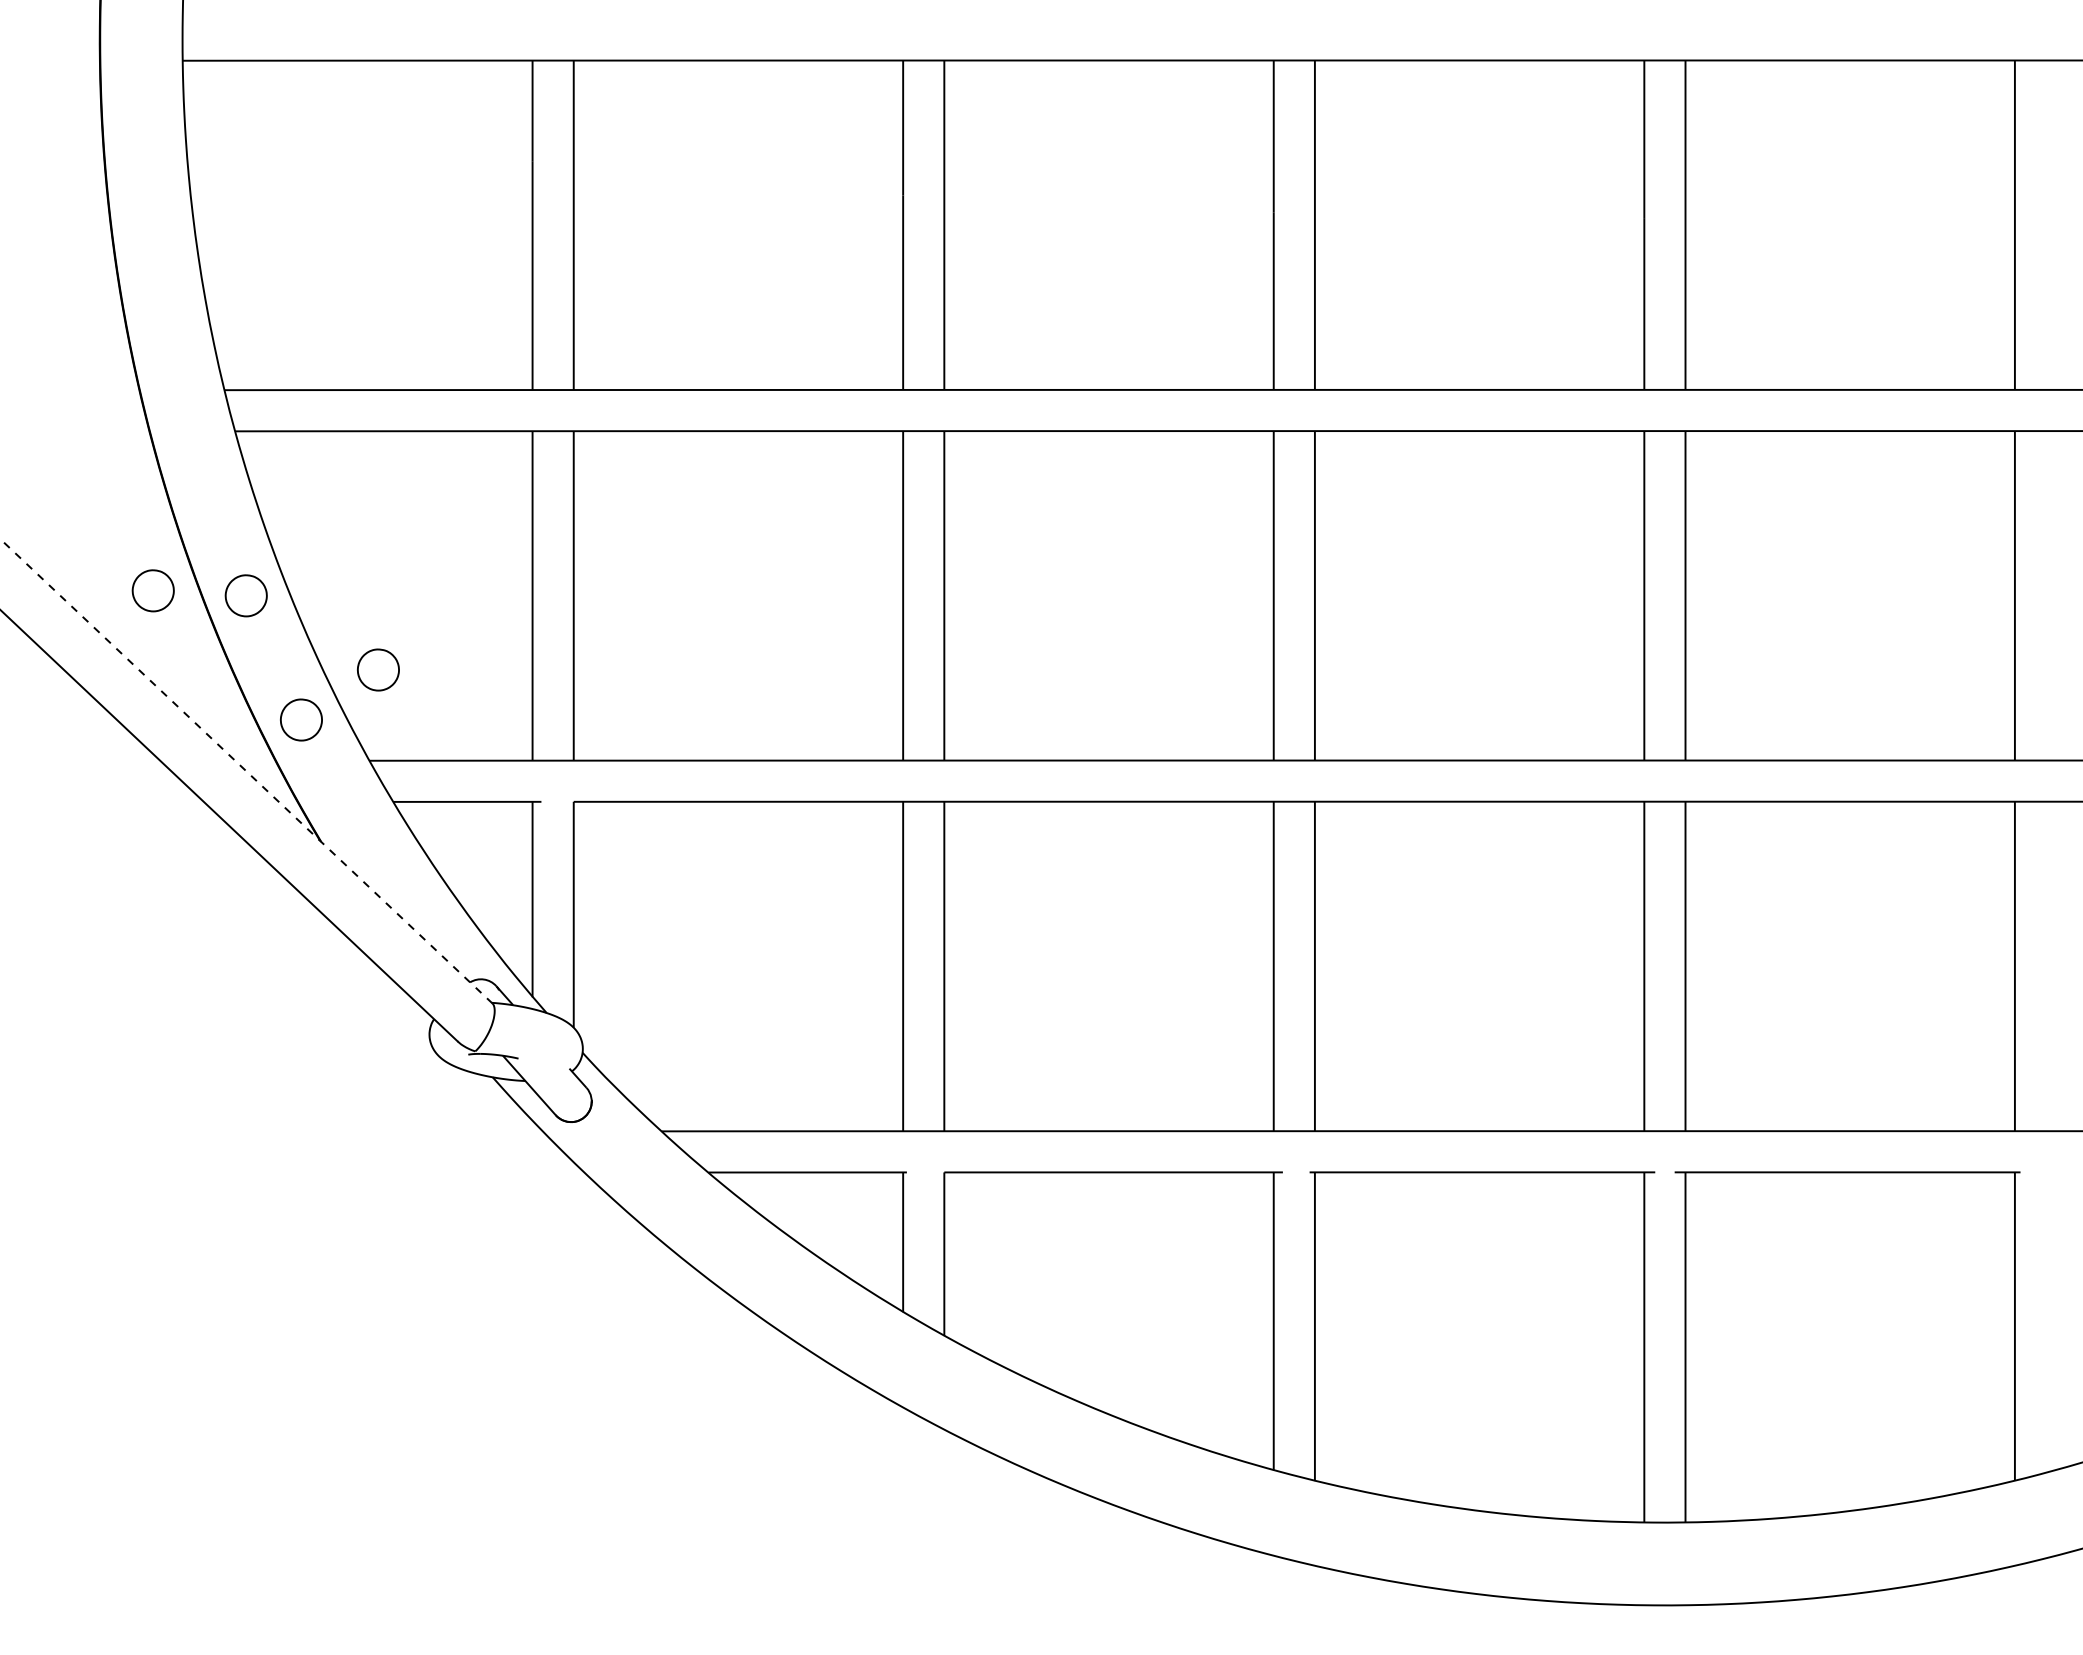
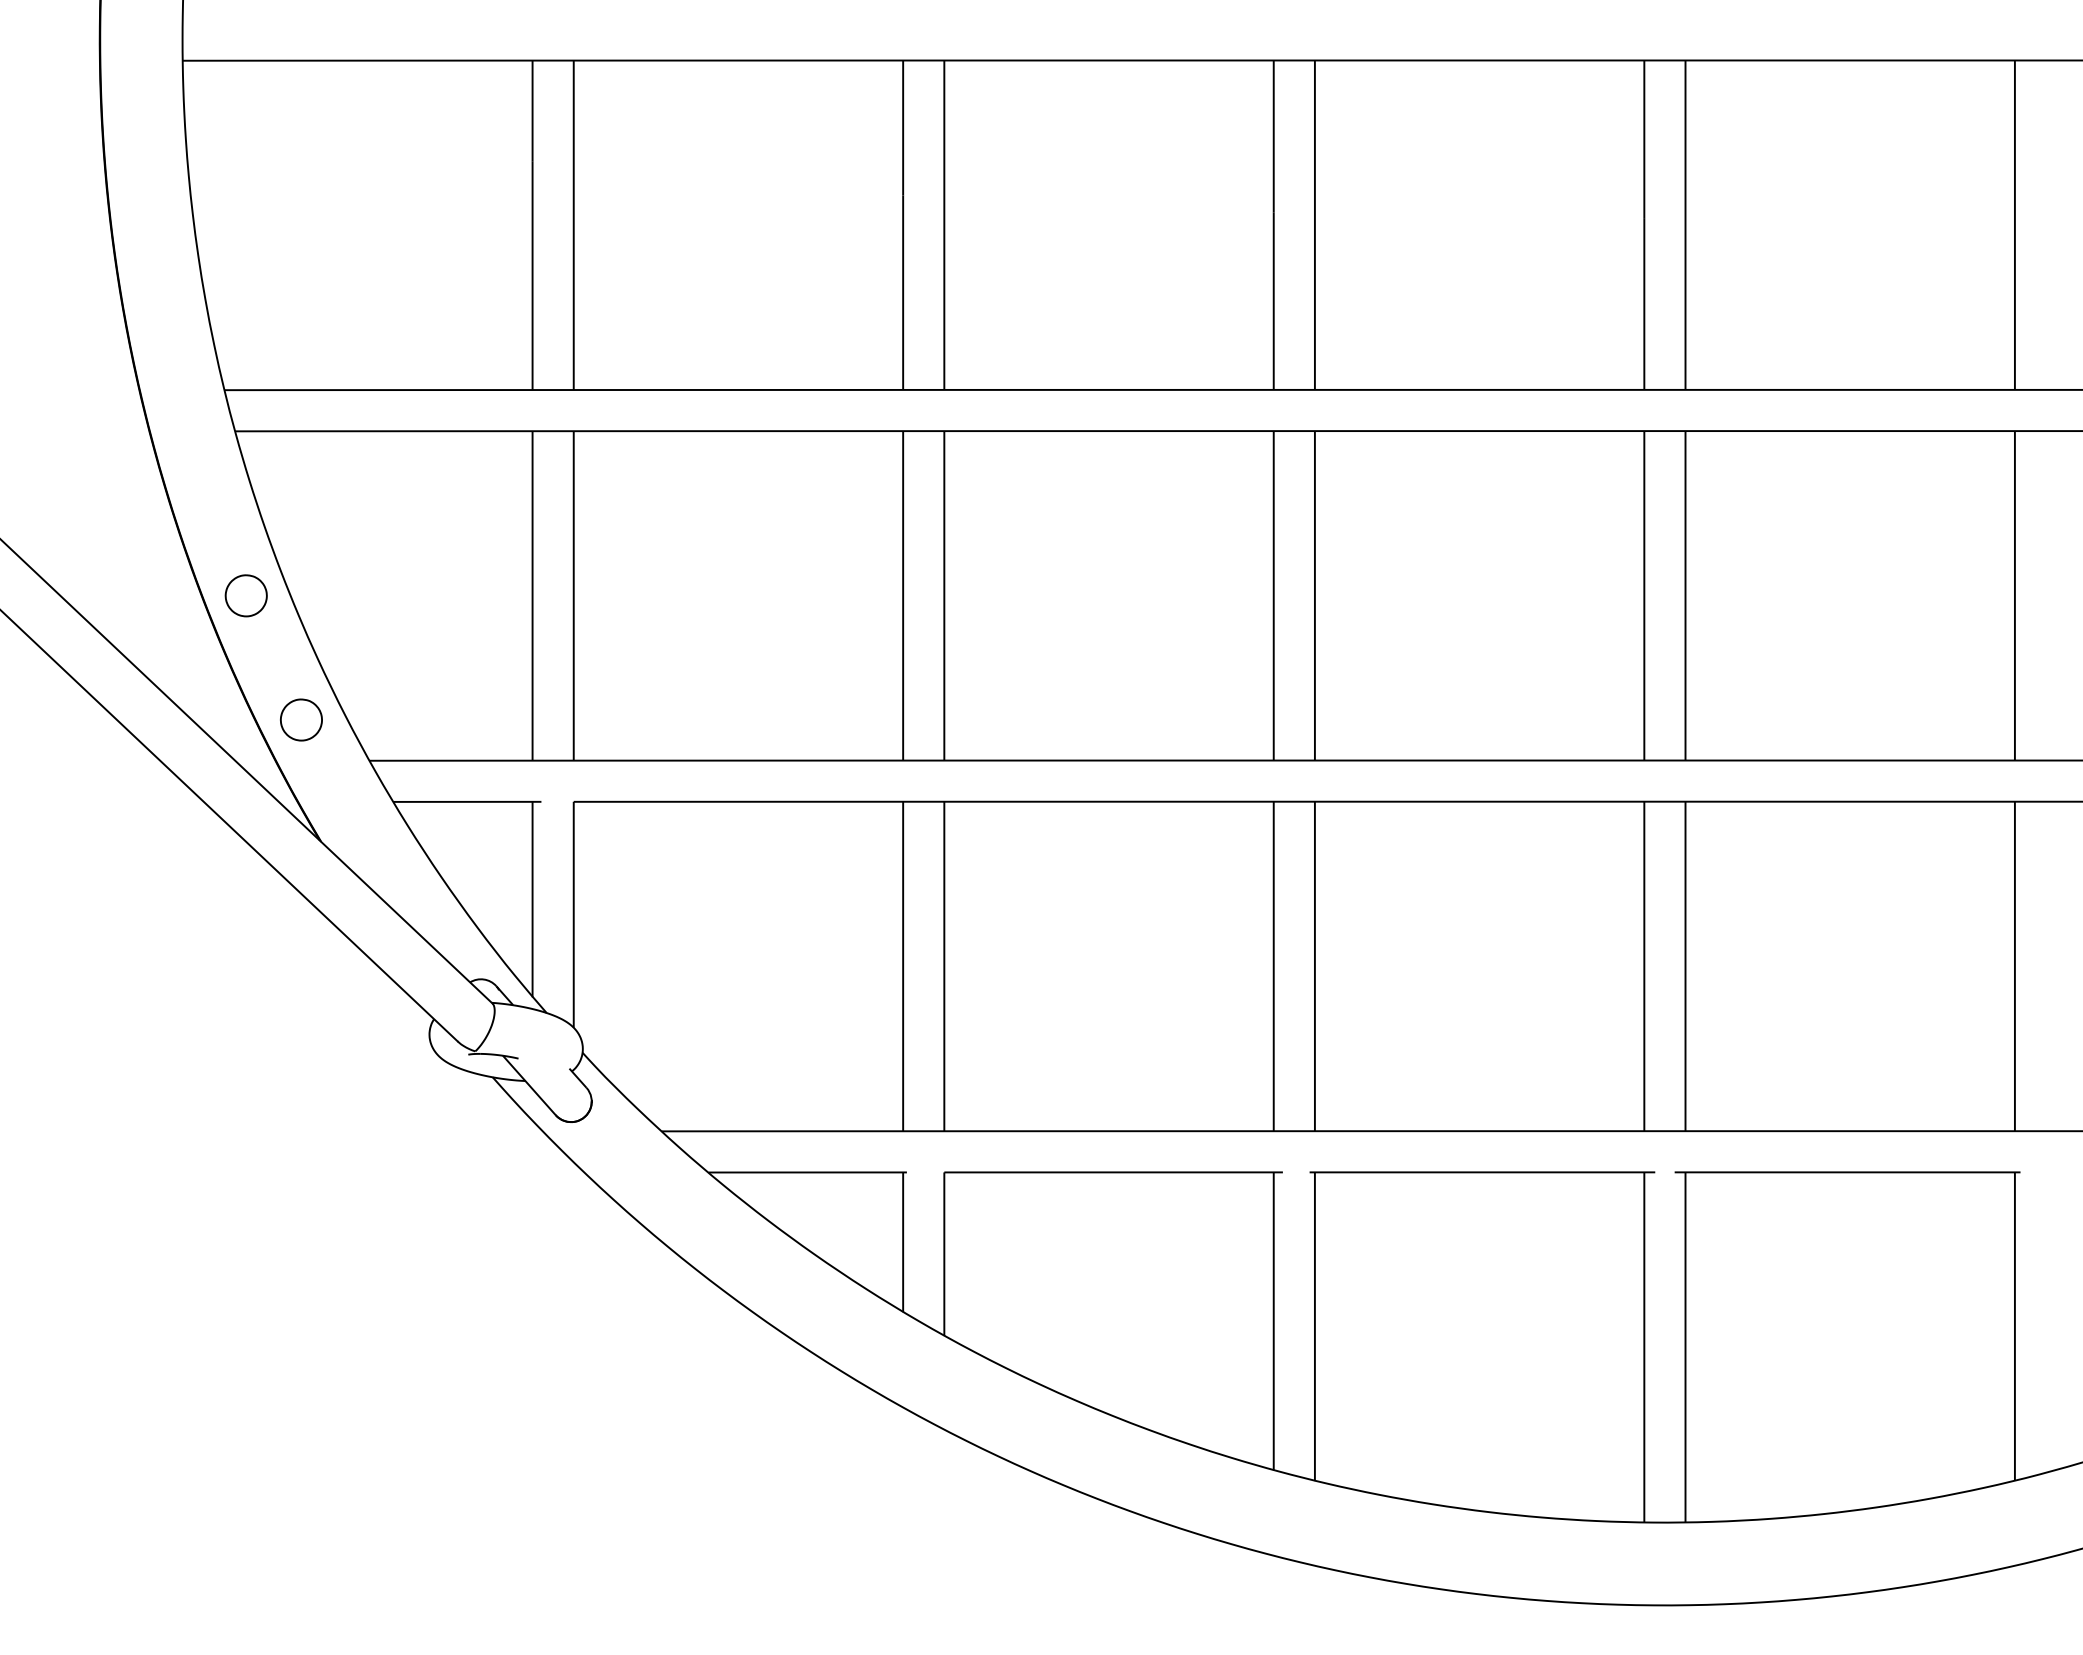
part: present -> none (152, 590)
part: present -> none (378, 669)
line: dashed -> solid (246, 771)
